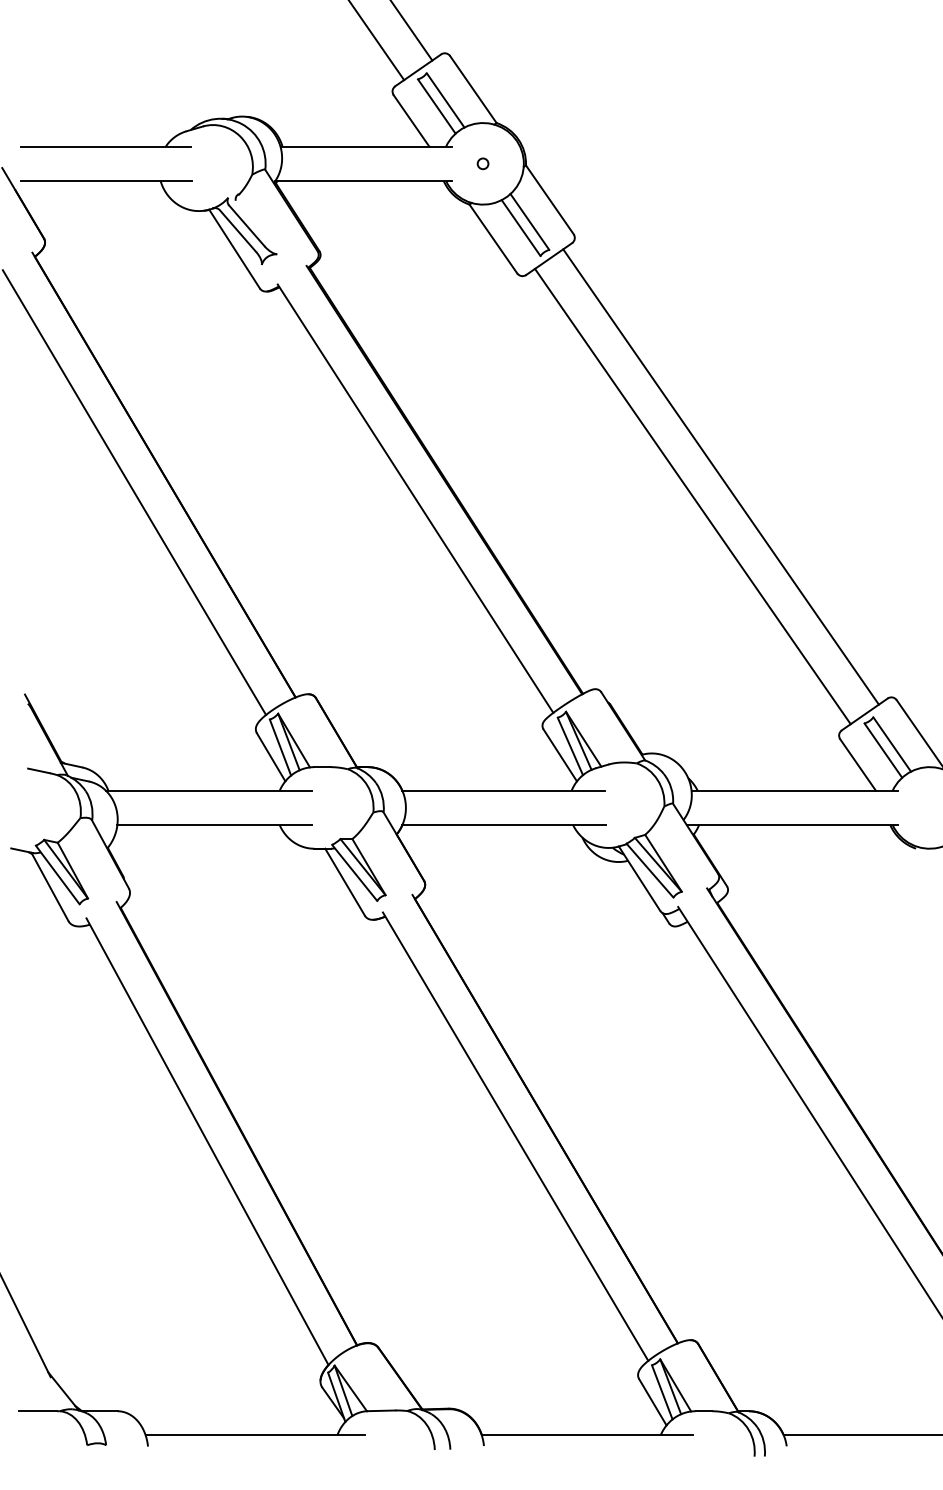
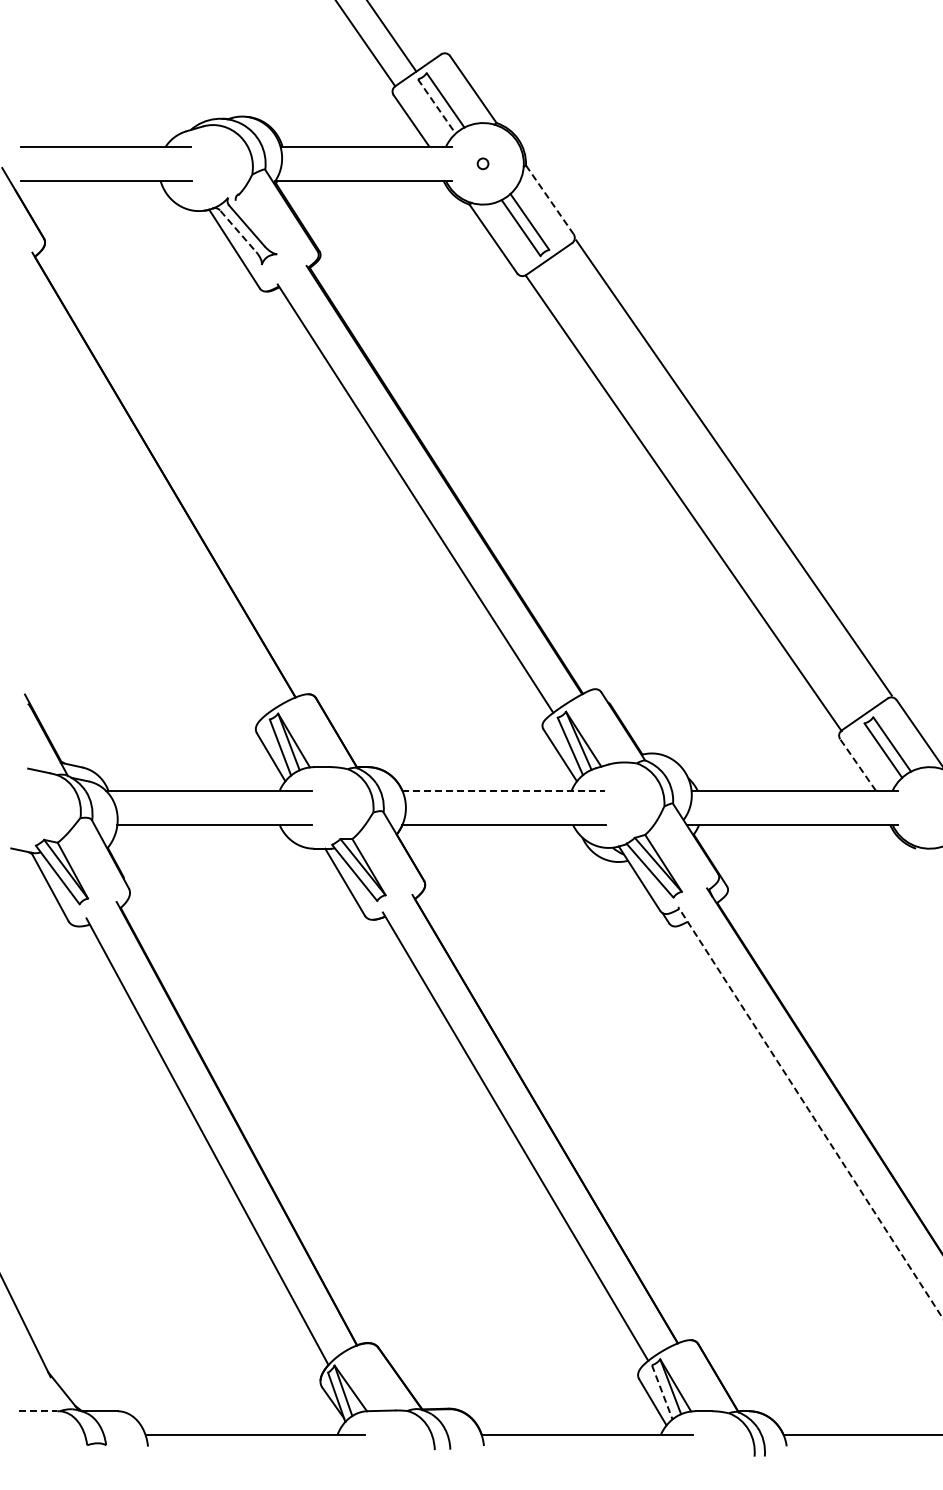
line position: (411, 31) -> (392, 36) (392, 36)
line position: (377, 41) -> (366, 44) (366, 44)
line: solid -> dashed (437, 106)
line: solid -> dashed (549, 199)
line: solid -> dashed (238, 231)
line position: (720, 476) -> (733, 467) (733, 467)
line: present -> none (134, 492)
line position: (692, 496) -> (683, 503) (683, 503)
line: solid -> dashed (857, 764)
line: solid -> dashed (504, 790)
line: solid -> dashed (810, 1112)
line: solid -> dashed (662, 1392)
line: solid -> dashed (38, 1411)
